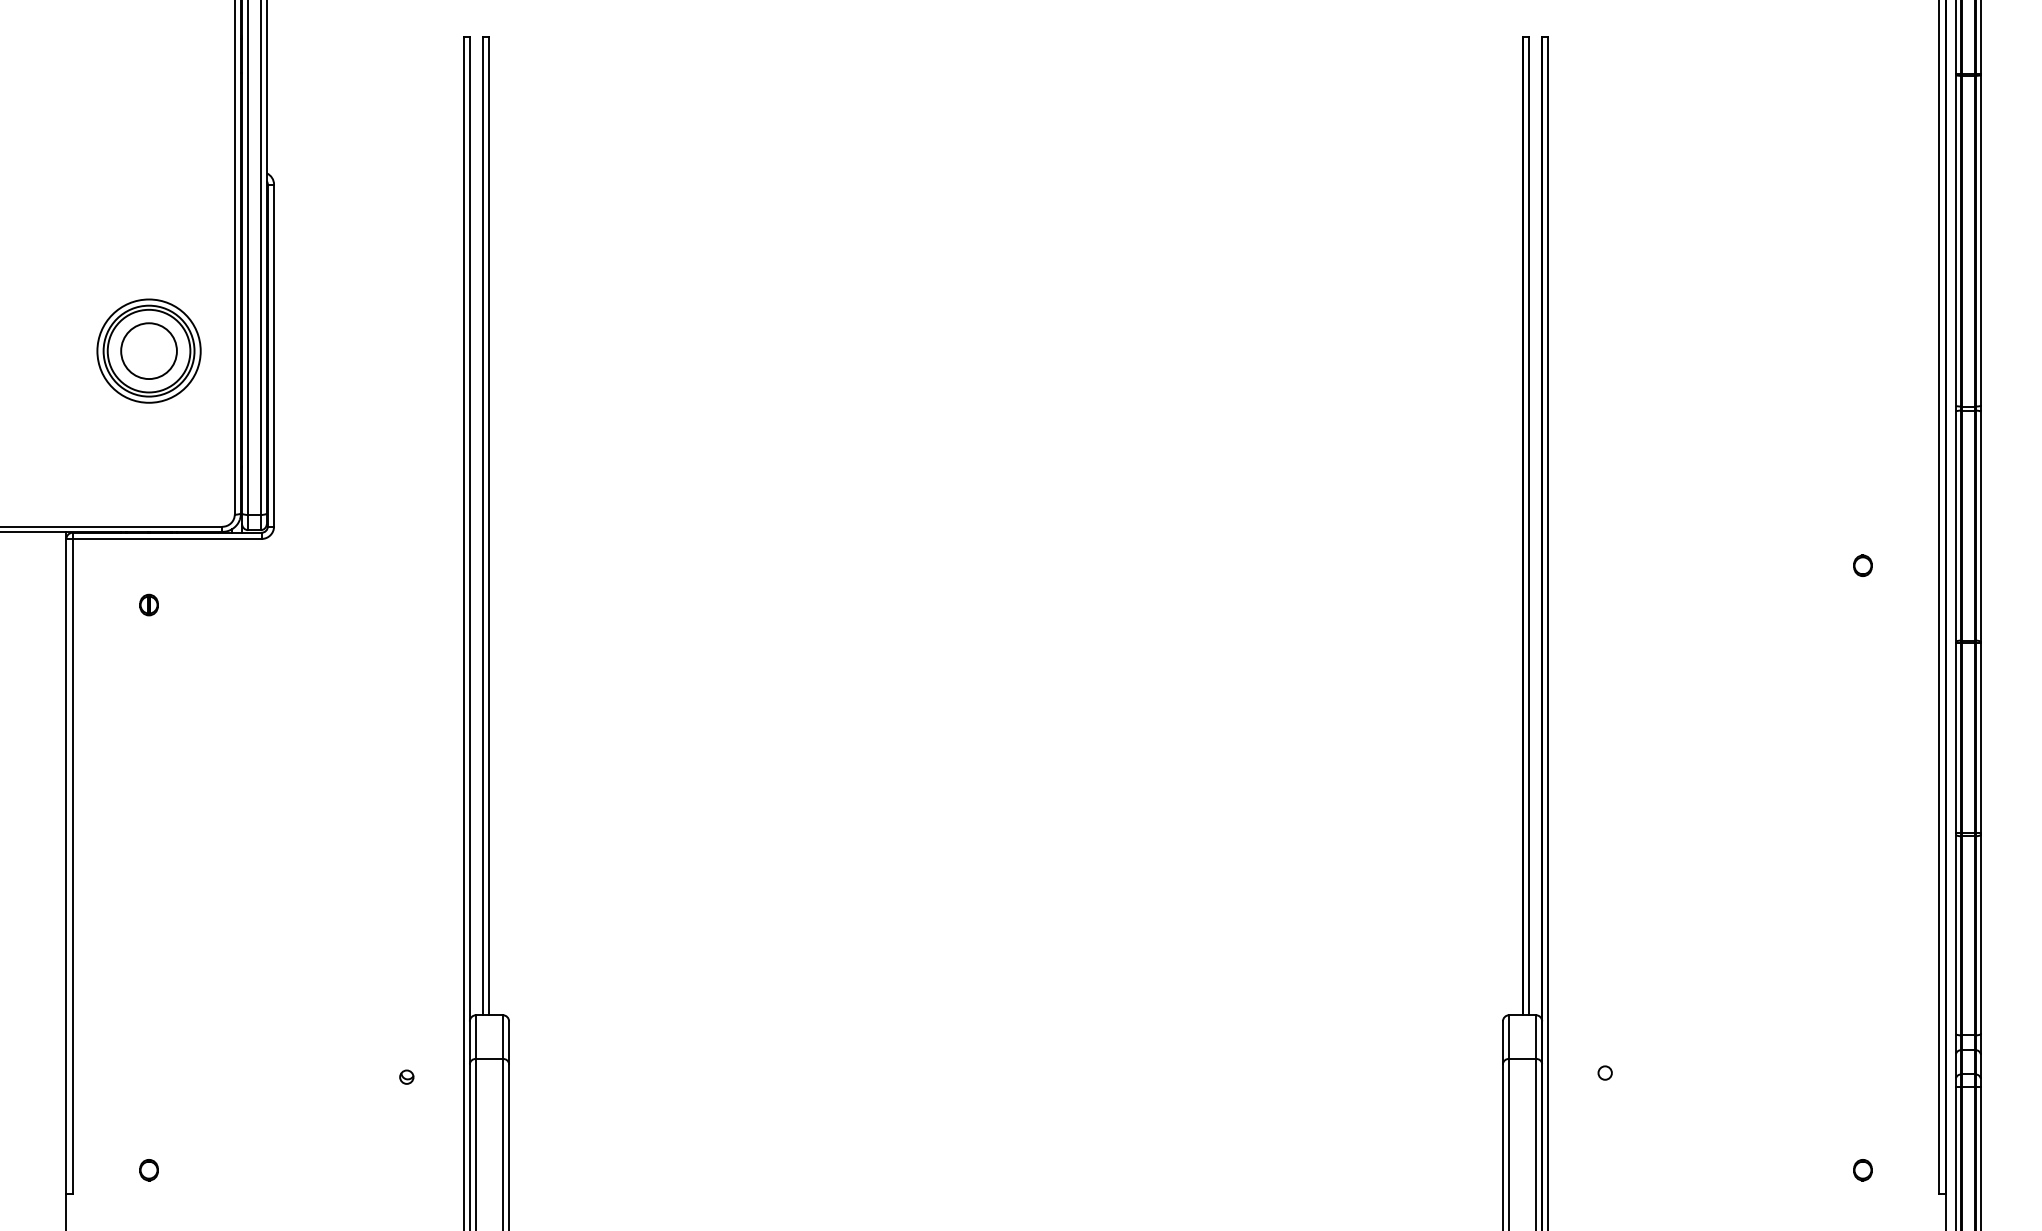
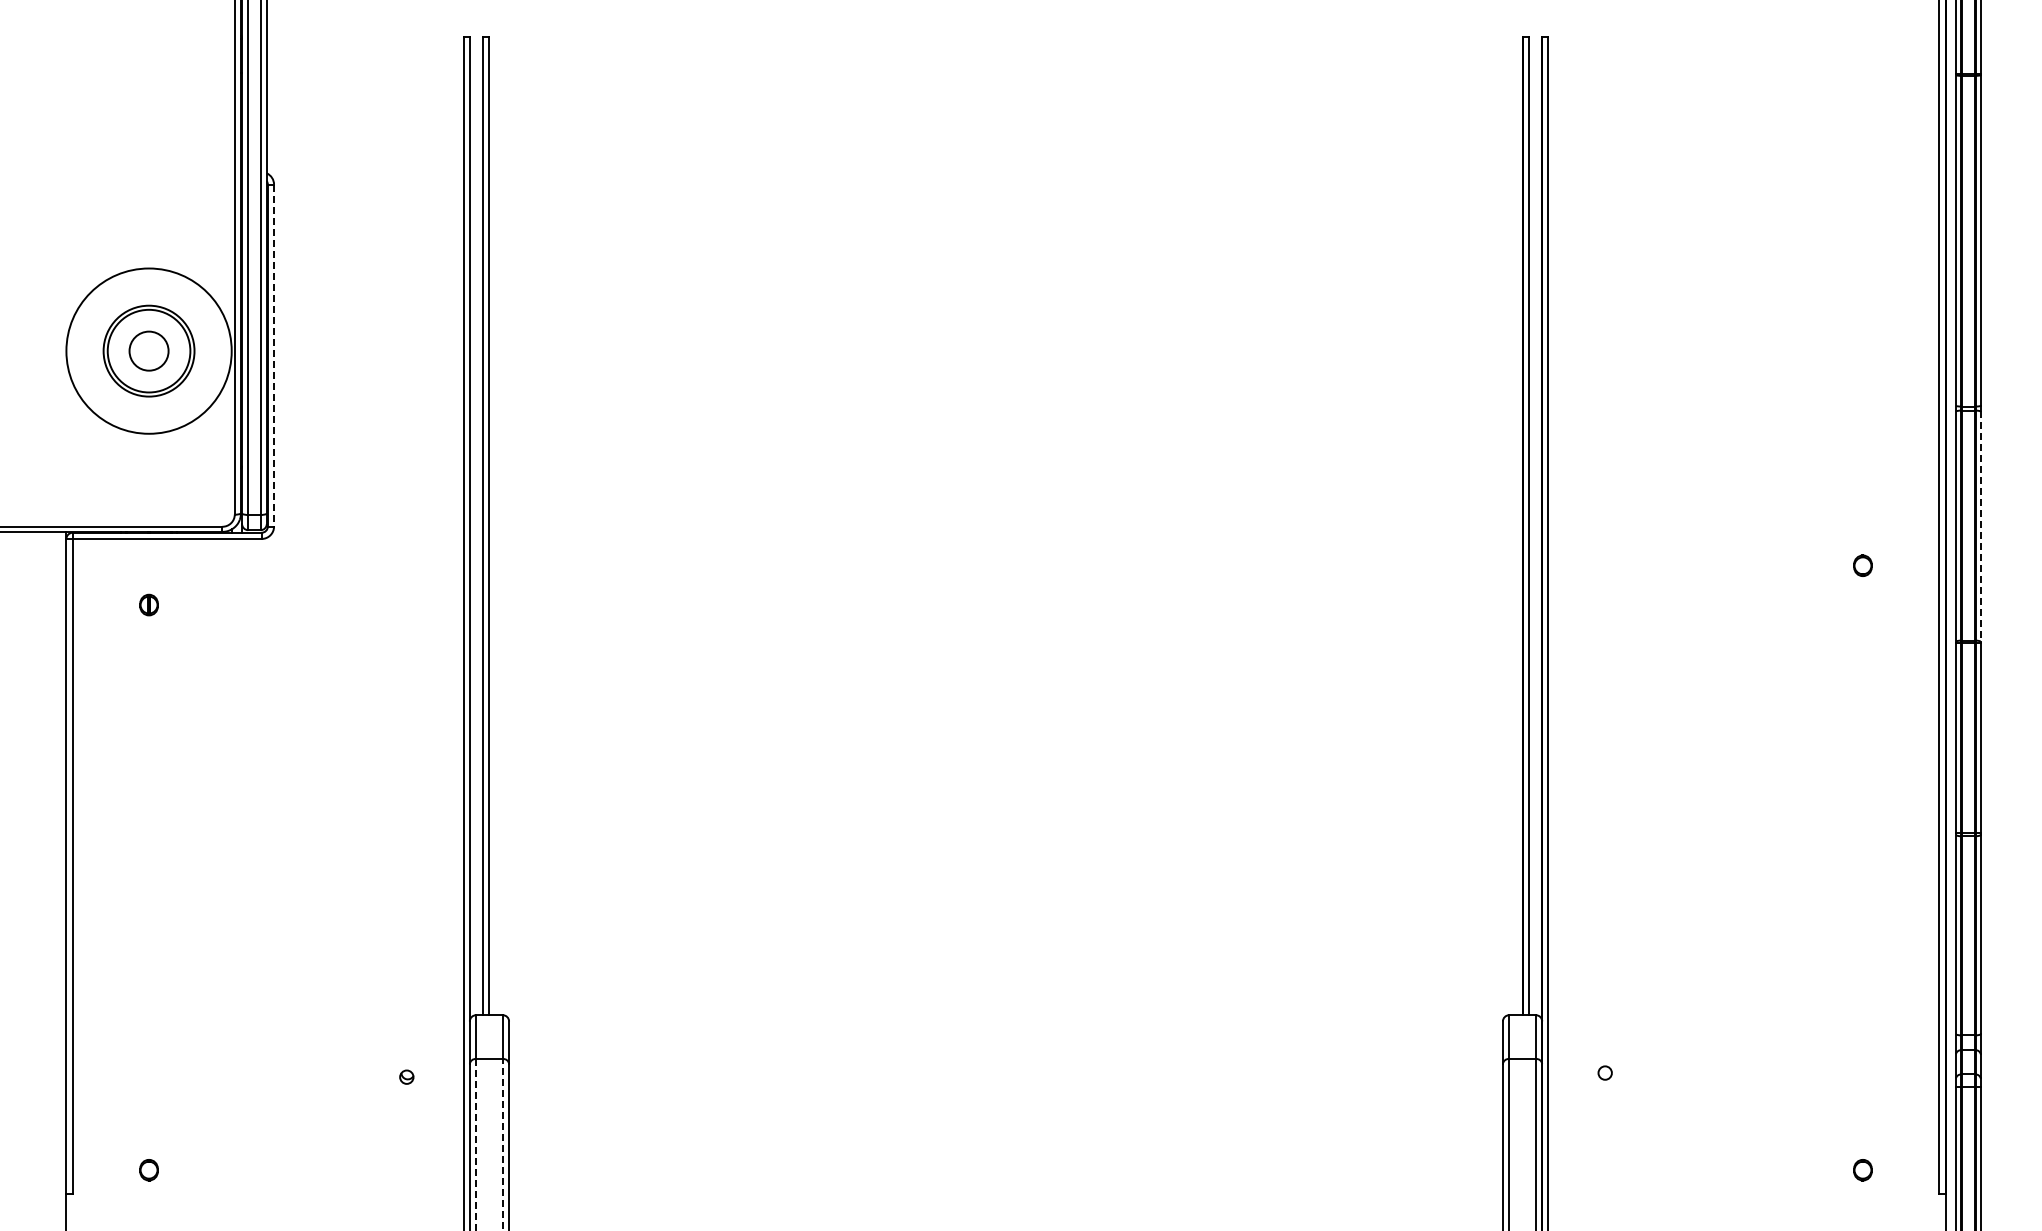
circle diameter: 103 px -> 165 px (148, 350)
circle diameter: 56 px -> 39 px (148, 350)
line: solid -> dashed (274, 355)
line: solid -> dashed (1980, 527)
line: solid -> dashed (476, 1145)
line: solid -> dashed (502, 1145)
